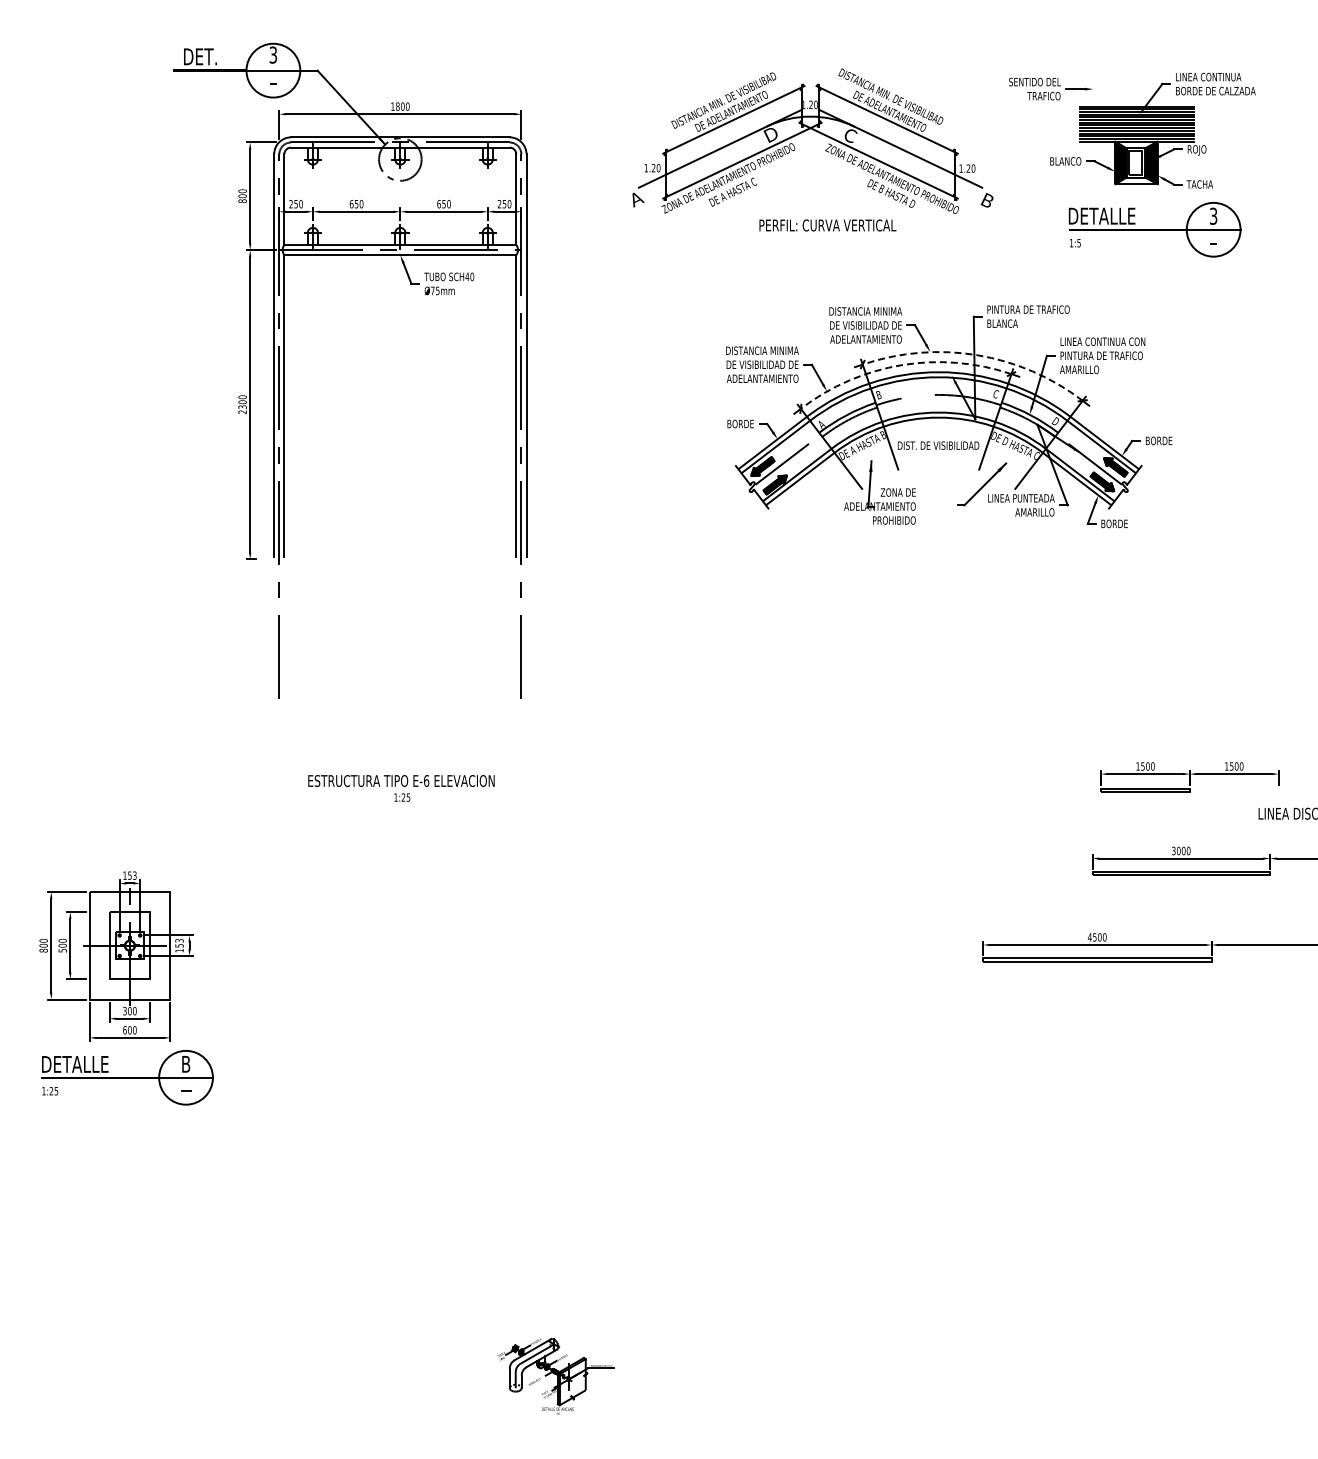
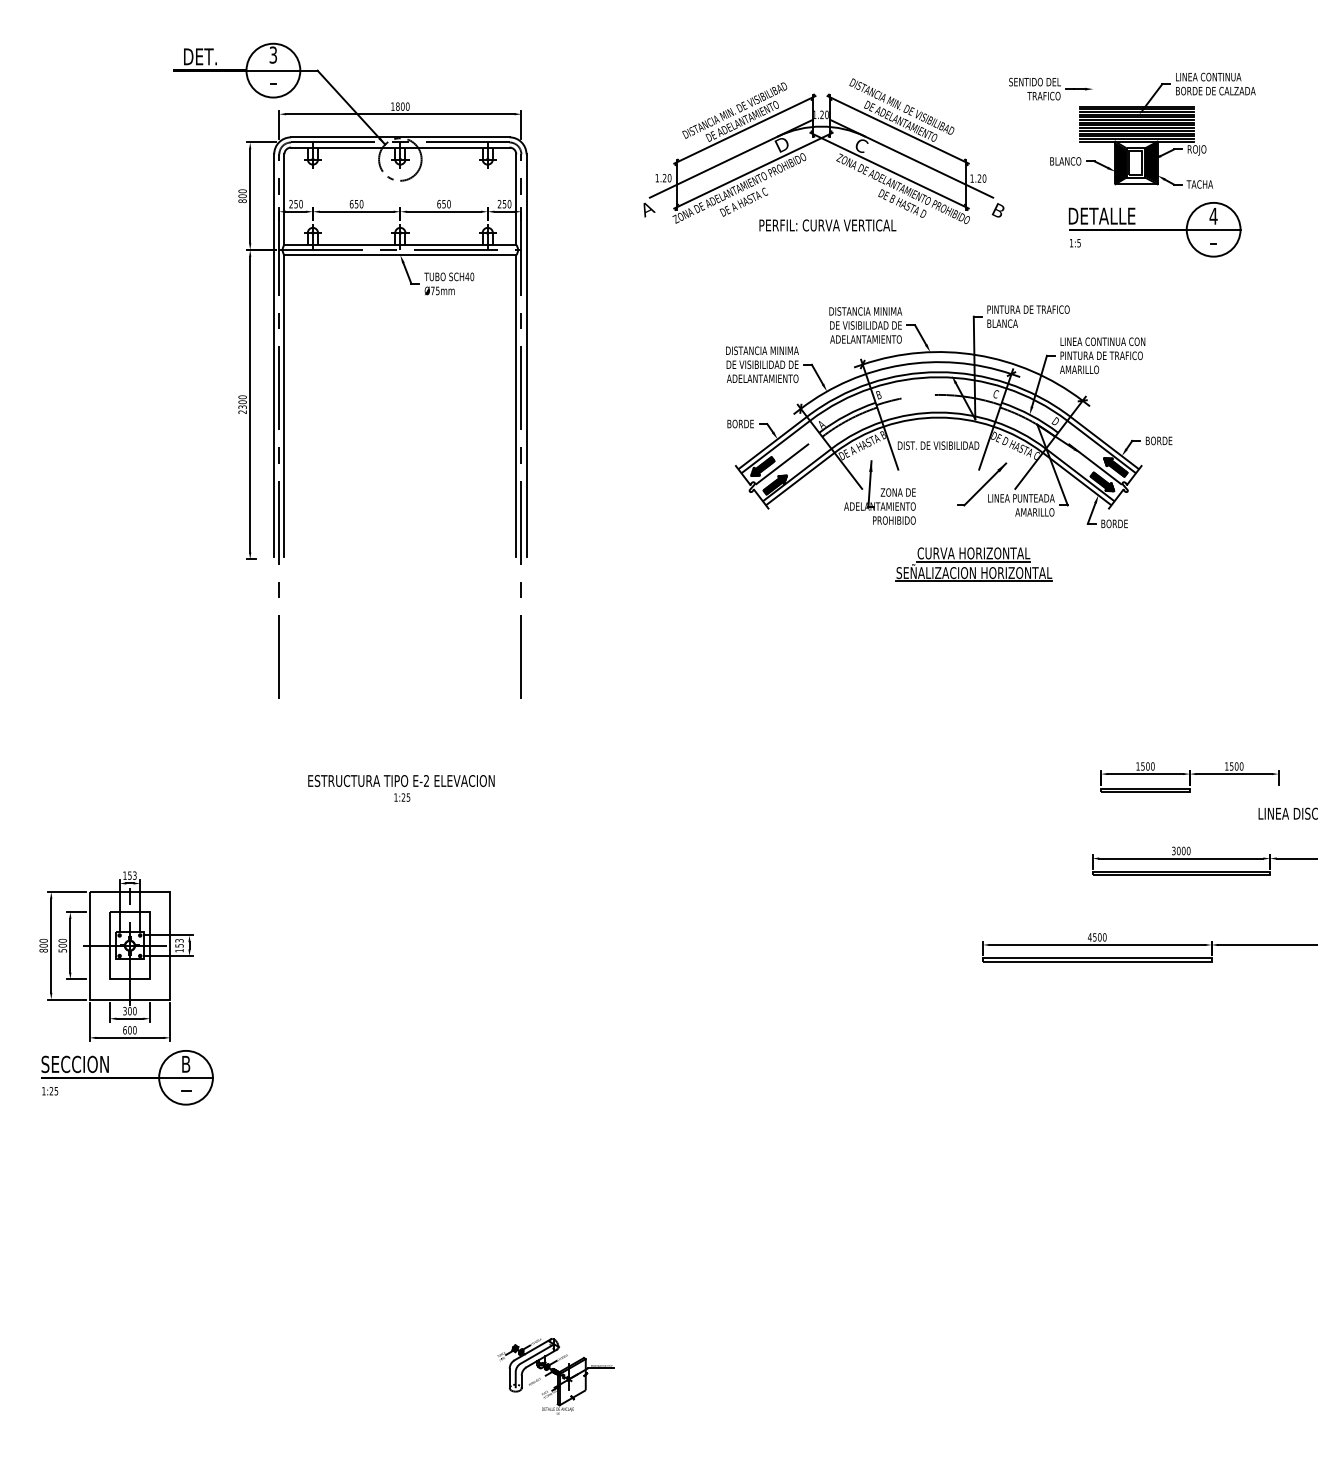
part position: (814, 131) -> (825, 141) (825, 141)
text: 3 -> 4 (1213, 215)
arc: dashed -> solid (977, 355)
line: dashed -> solid (901, 365)
part: none -> present (973, 564)
text: E-6 -> E-2 (426, 780)
text: DETALLE -> SECCION (74, 1064)
